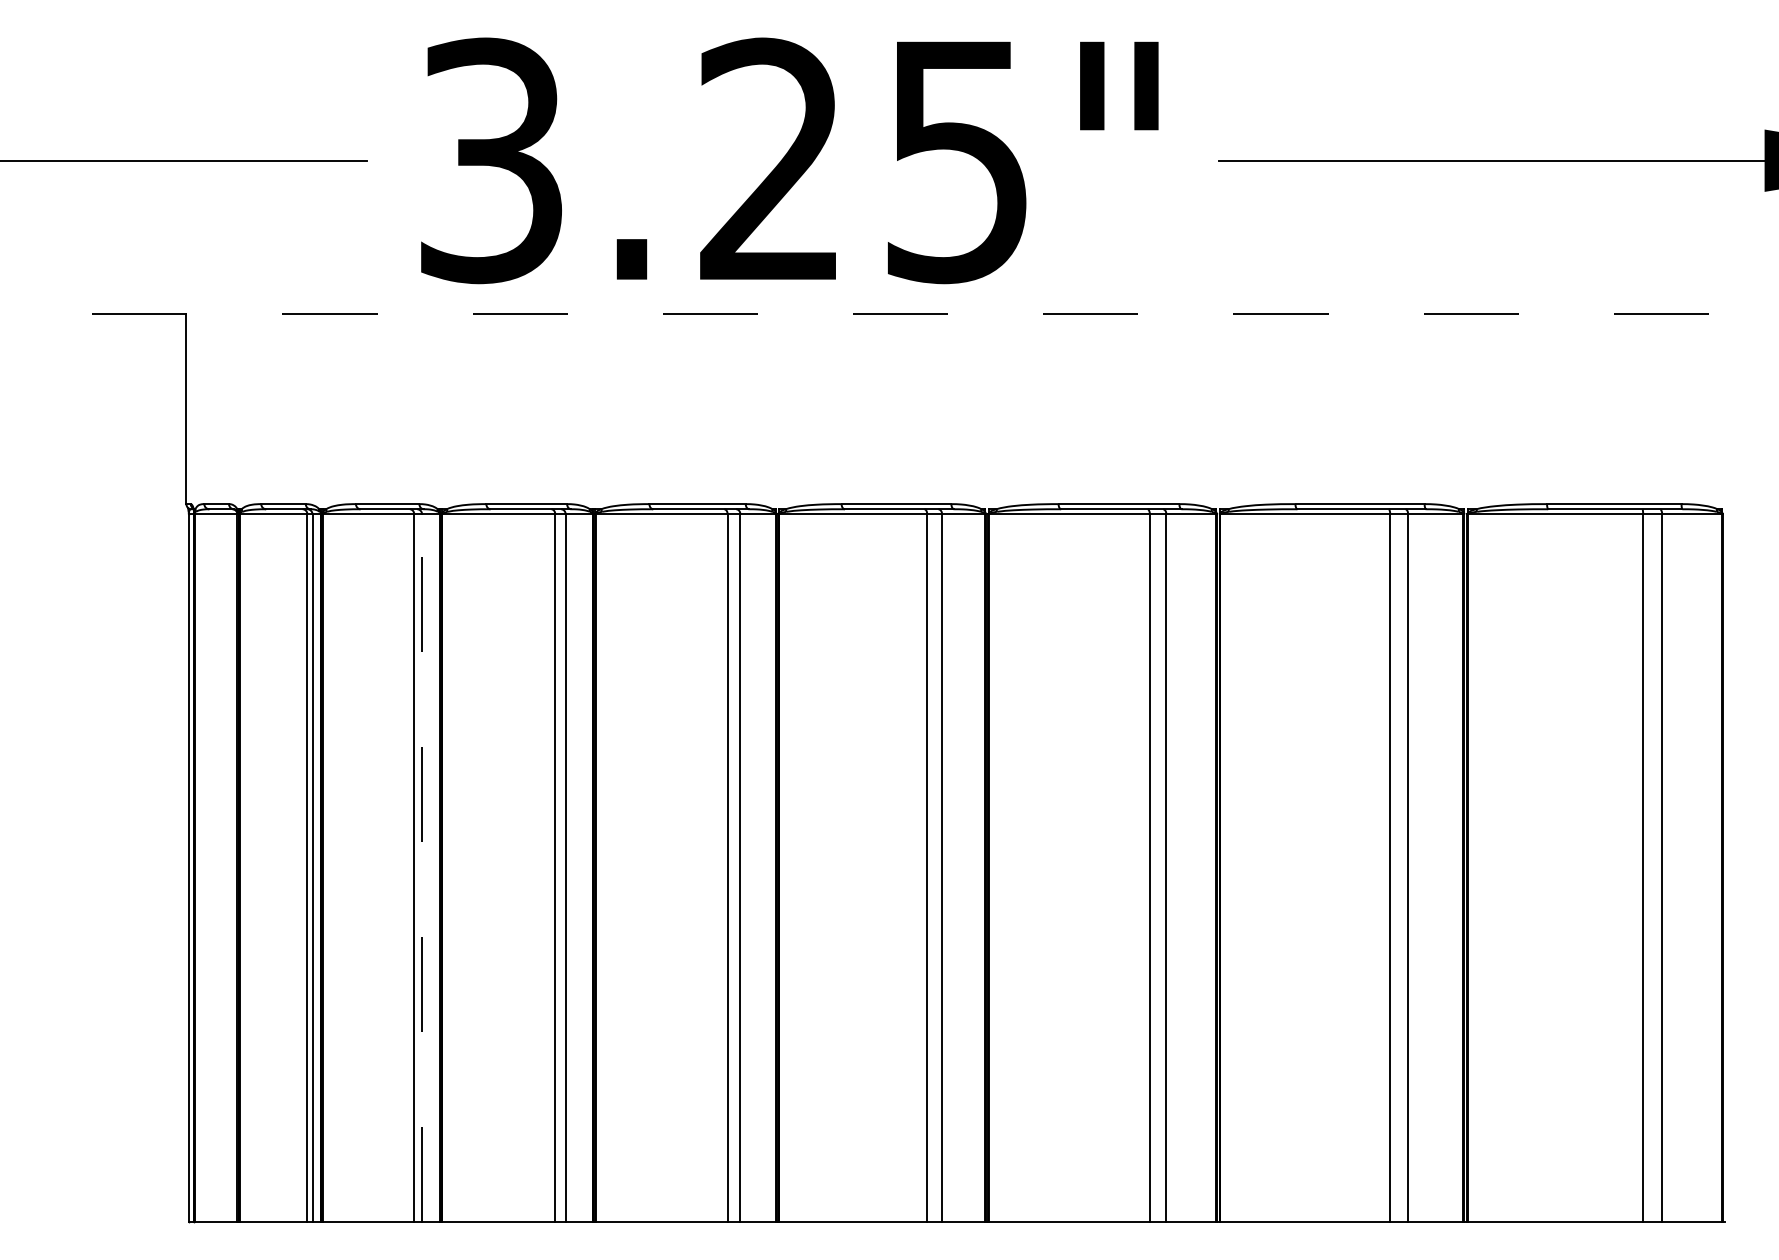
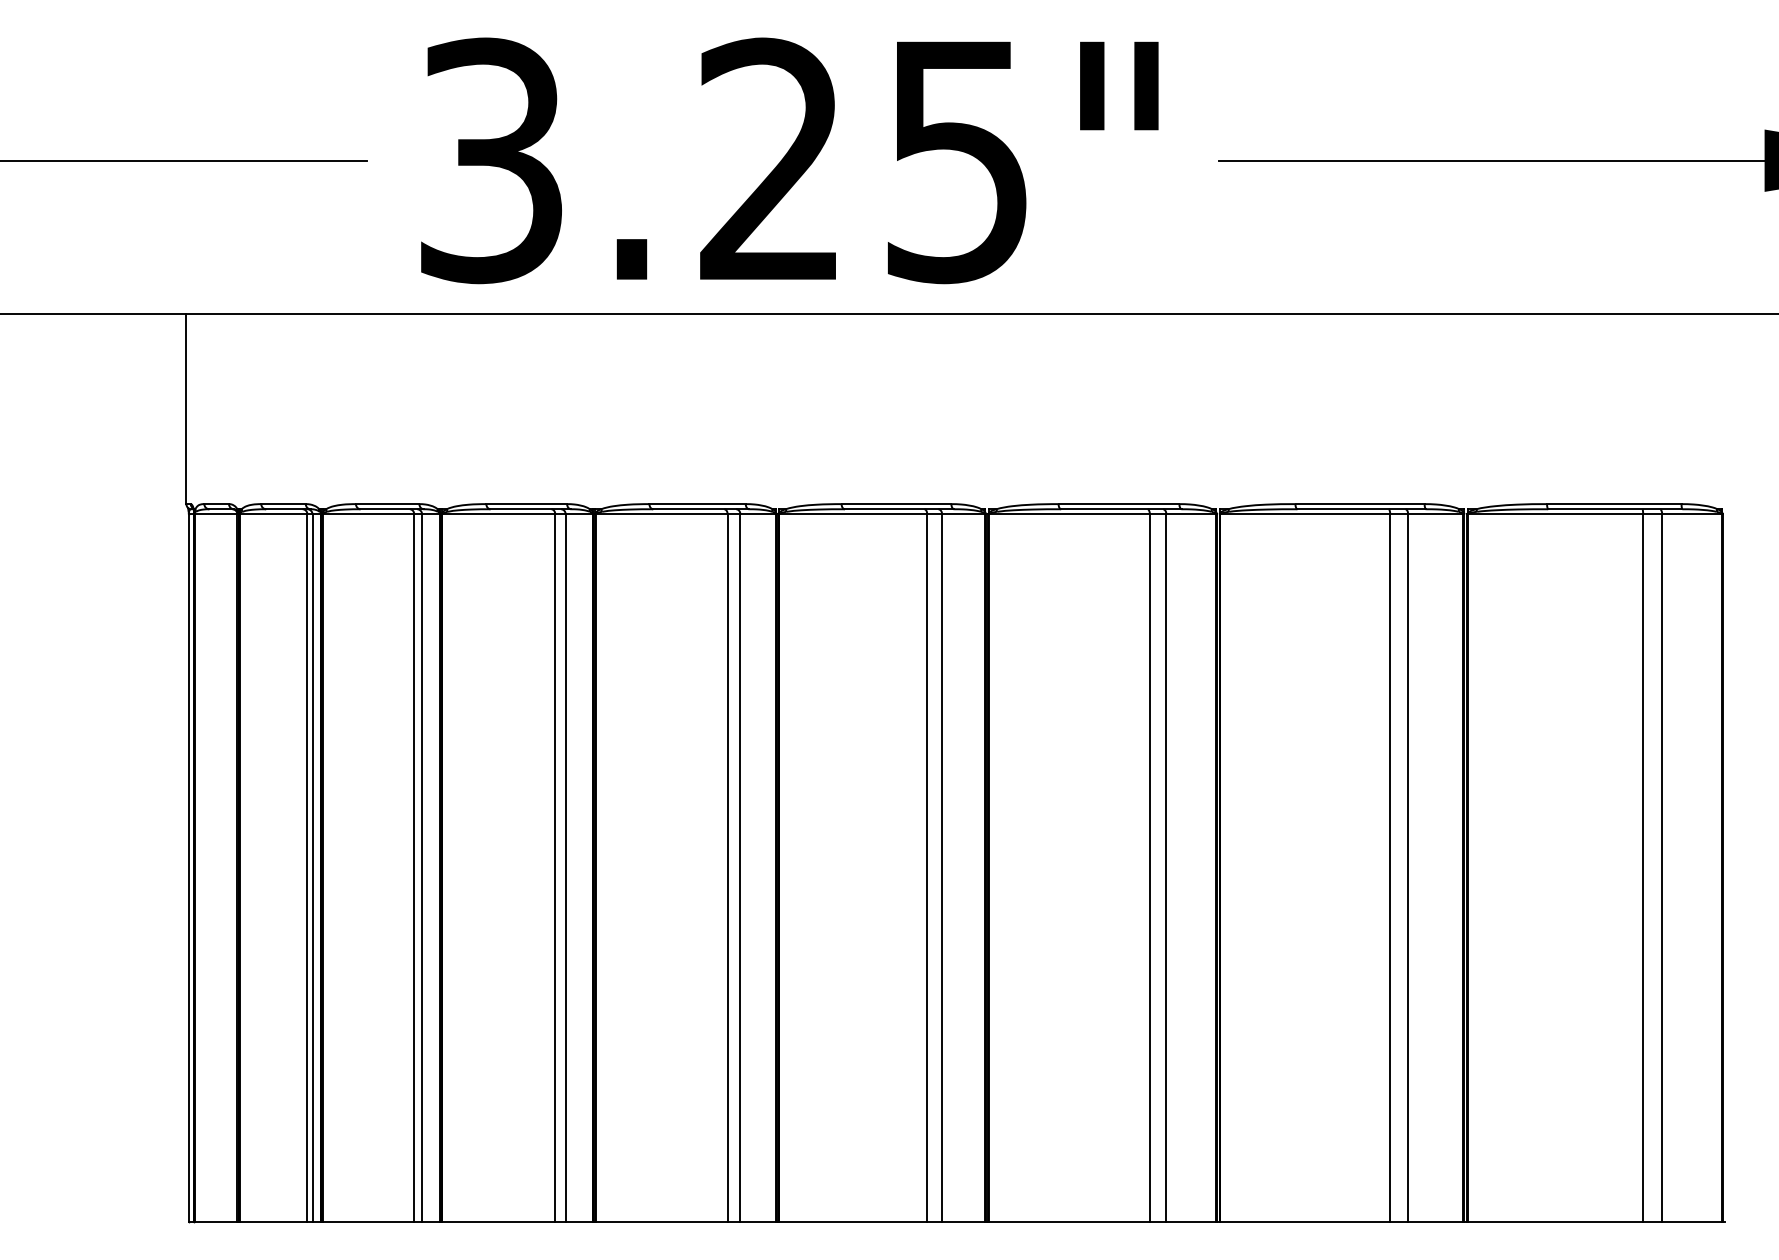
line: dashed -> solid (889, 314)
line: dashed -> solid (422, 867)
